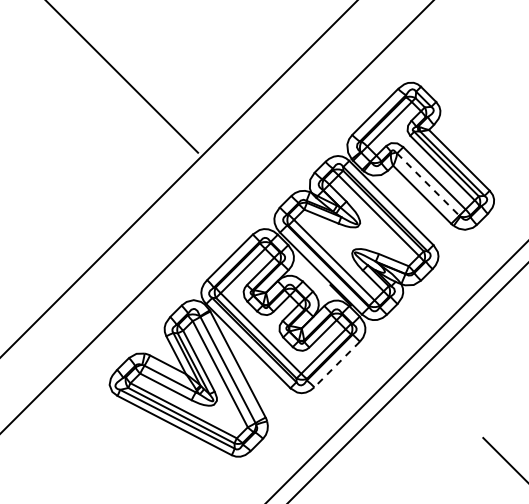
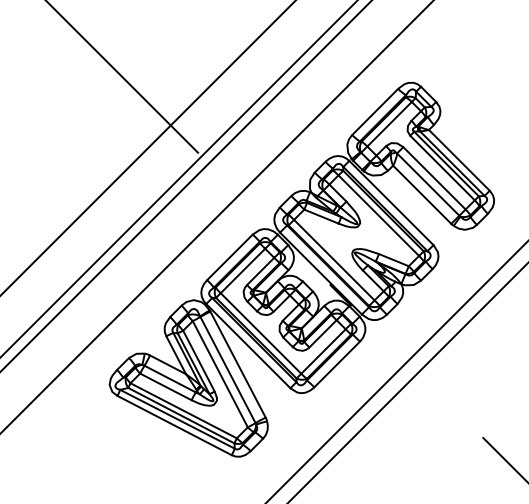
line: none -> present (148, 147)
line: dashed -> solid (428, 184)
line: none -> present (186, 185)
line: dashed -> solid (336, 364)
